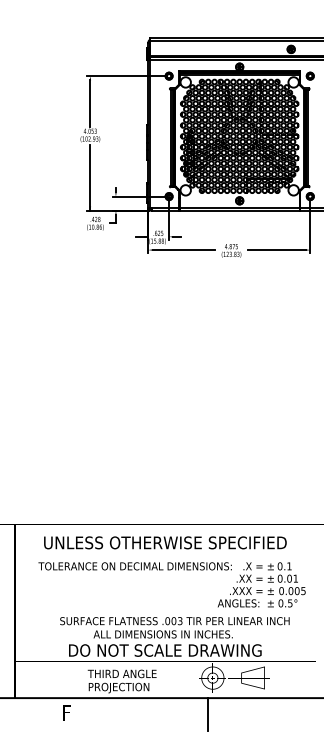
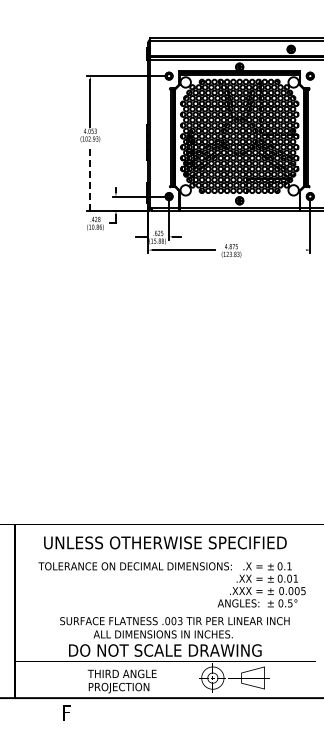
line: solid -> dashed (90, 177)
line: present -> none (276, 250)
line: present -> none (207, 714)
